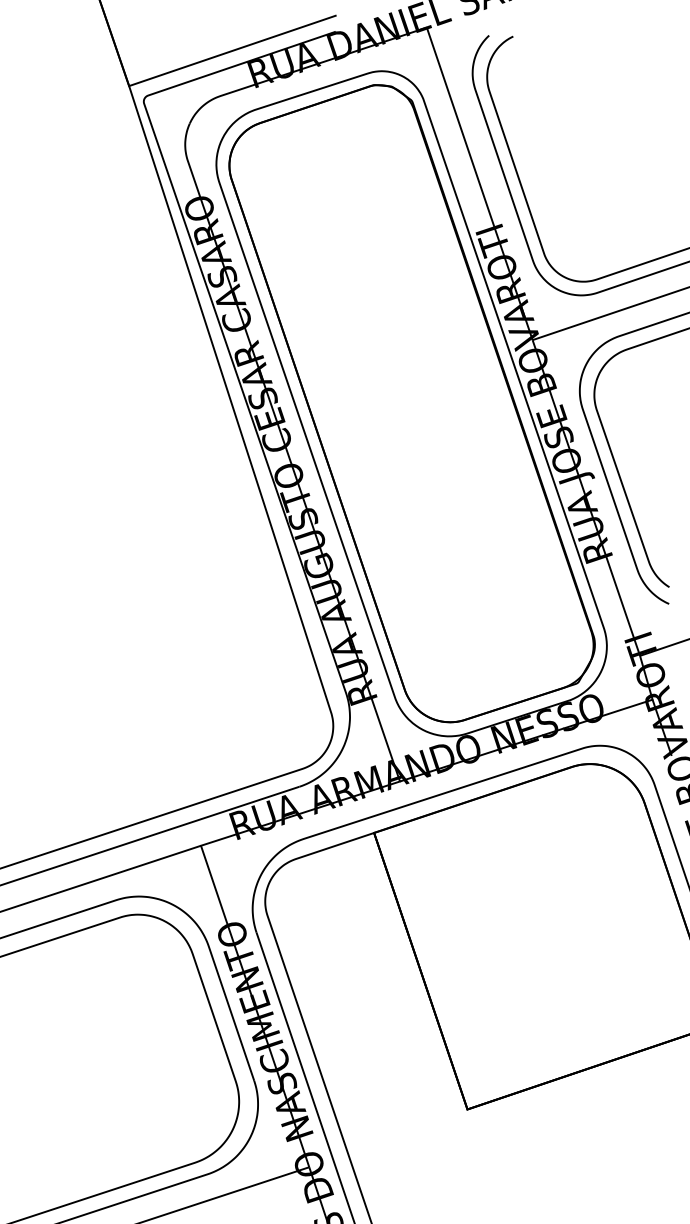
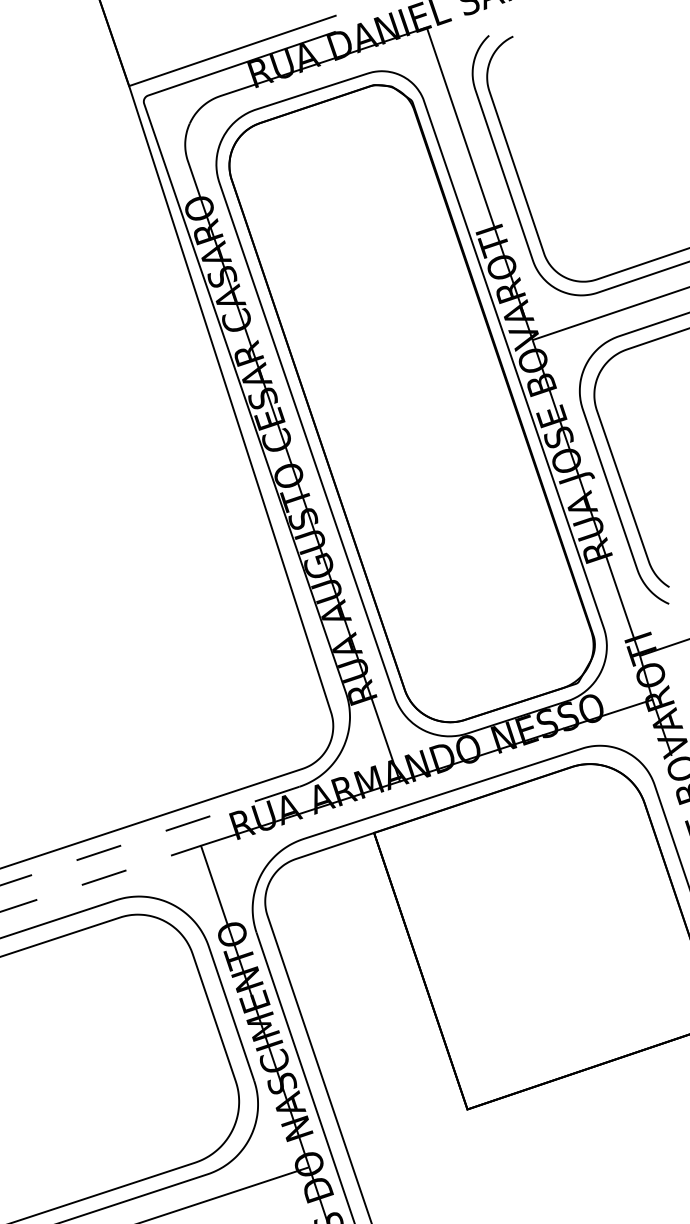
line: solid -> dashed (149, 836)
line: solid -> dashed (101, 878)
